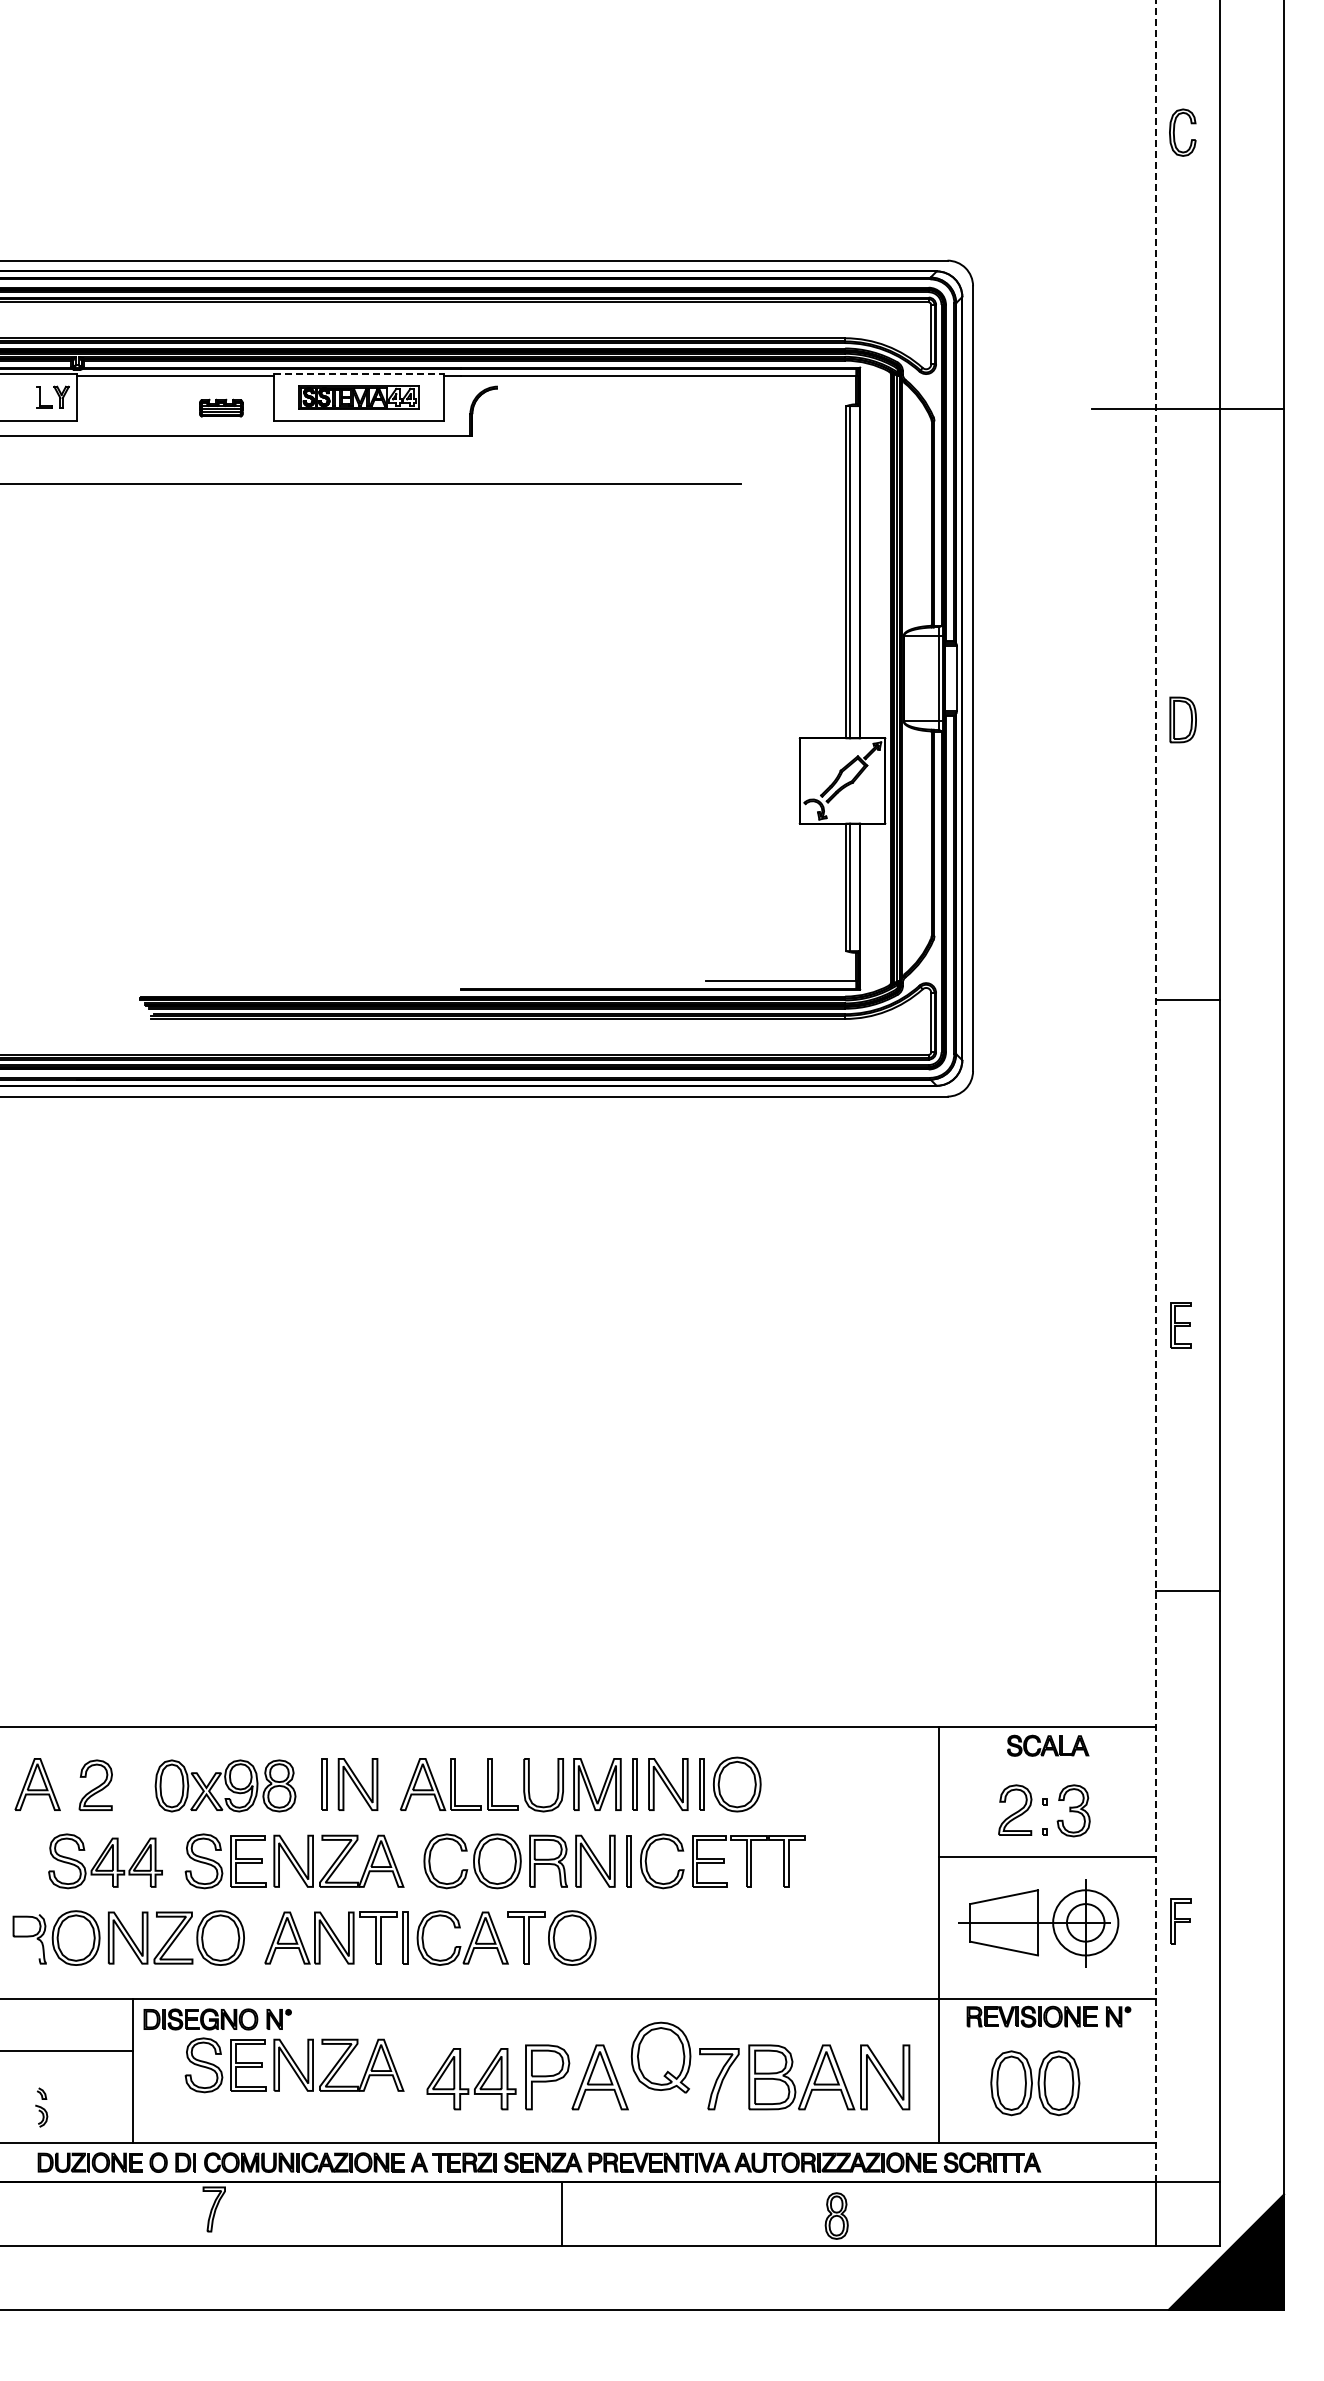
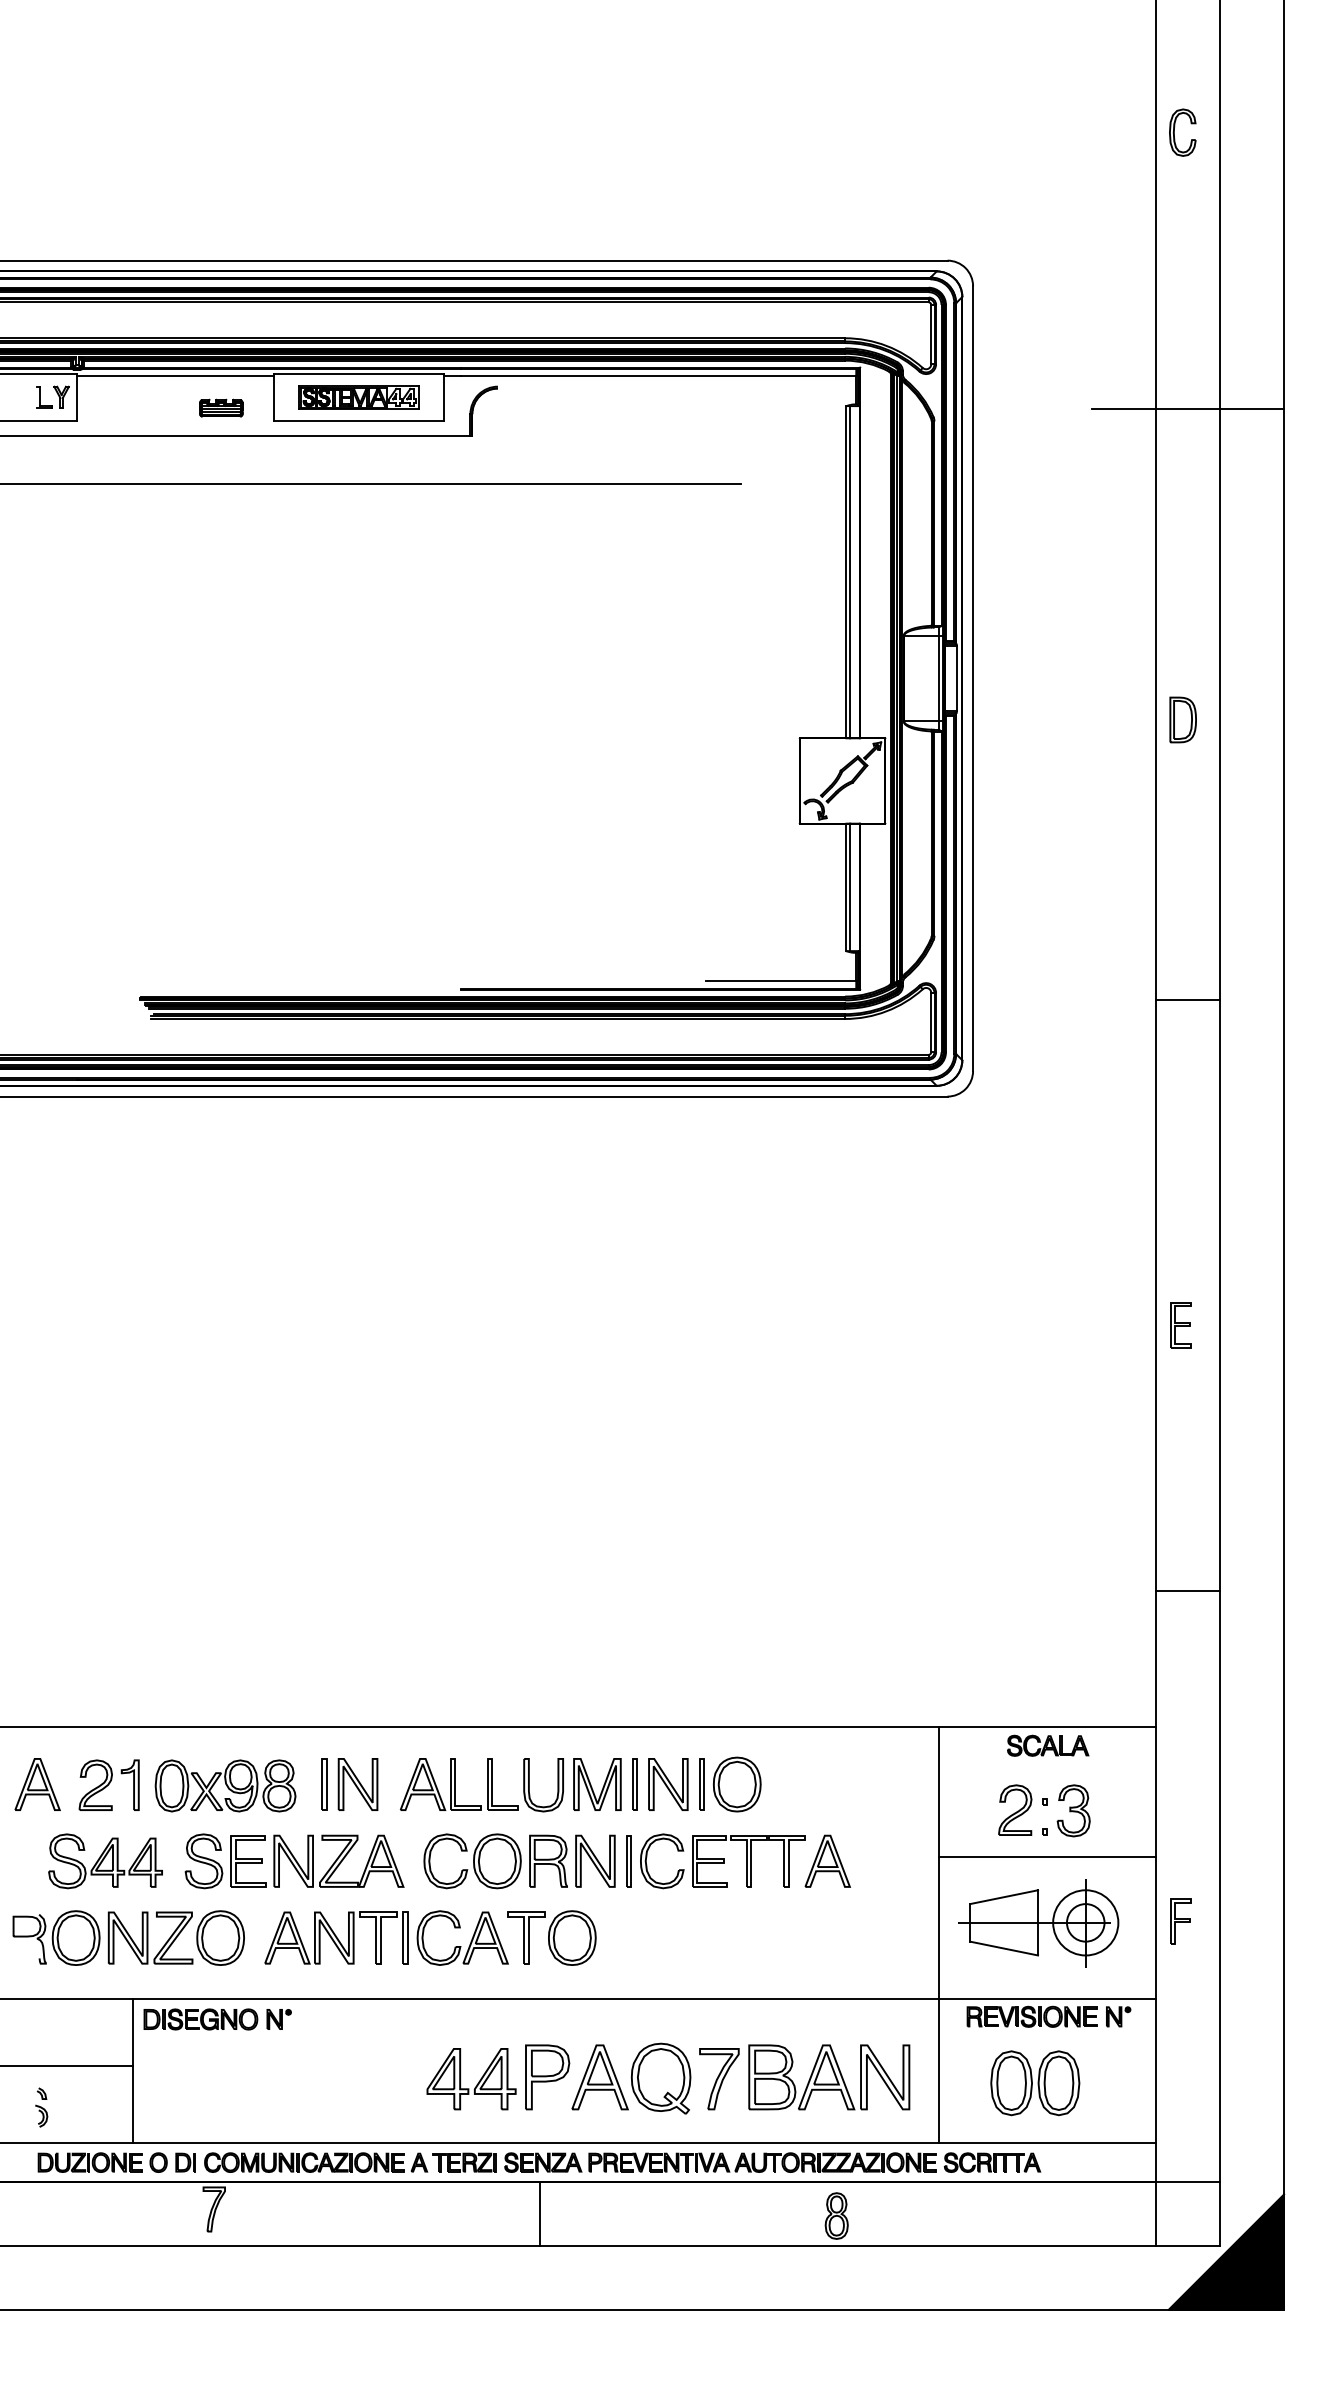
line: dashed -> solid (359, 374)
line: dashed -> solid (1156, 1090)
part: none -> present (129, 1784)
part: none -> present (827, 1860)
line position: (67, 2051) -> (67, 2066) (67, 2066)
part position: (660, 2057) -> (660, 2078) (660, 2078)
part: present -> none (294, 2065)
line position: (562, 2213) -> (540, 2213) (540, 2213)
